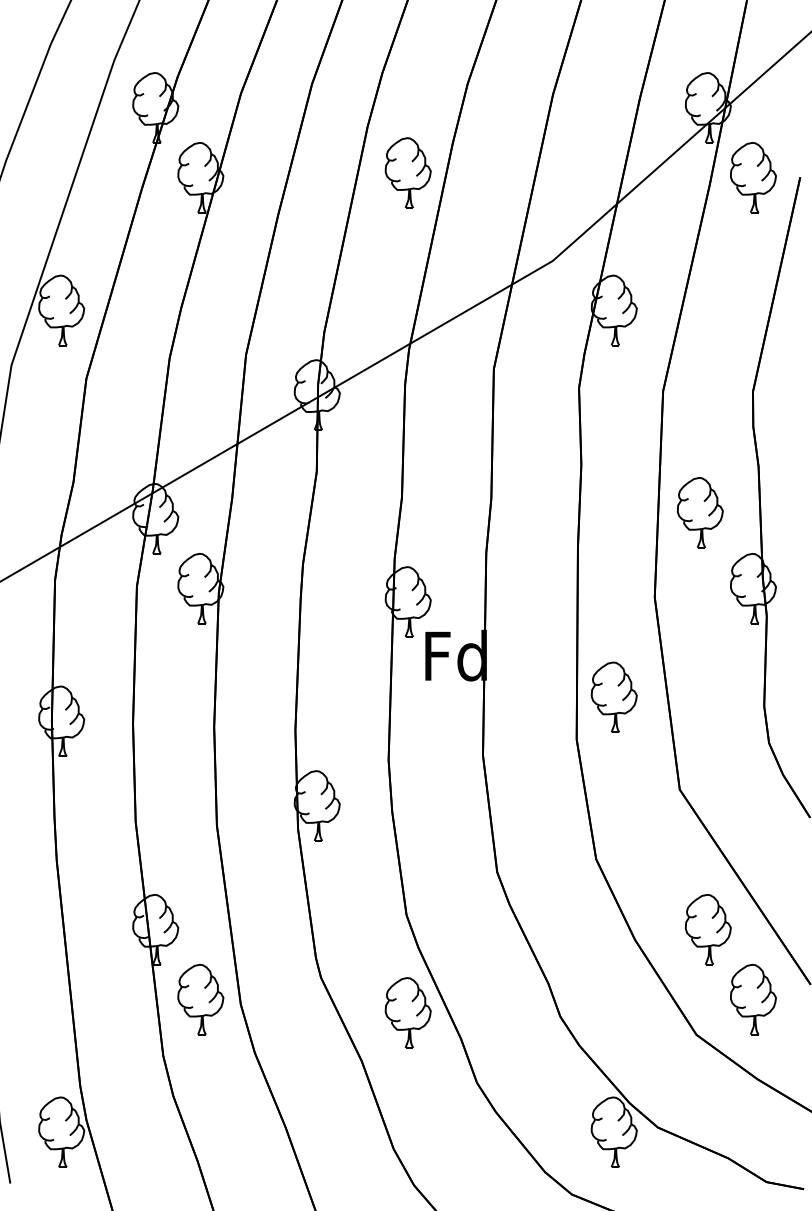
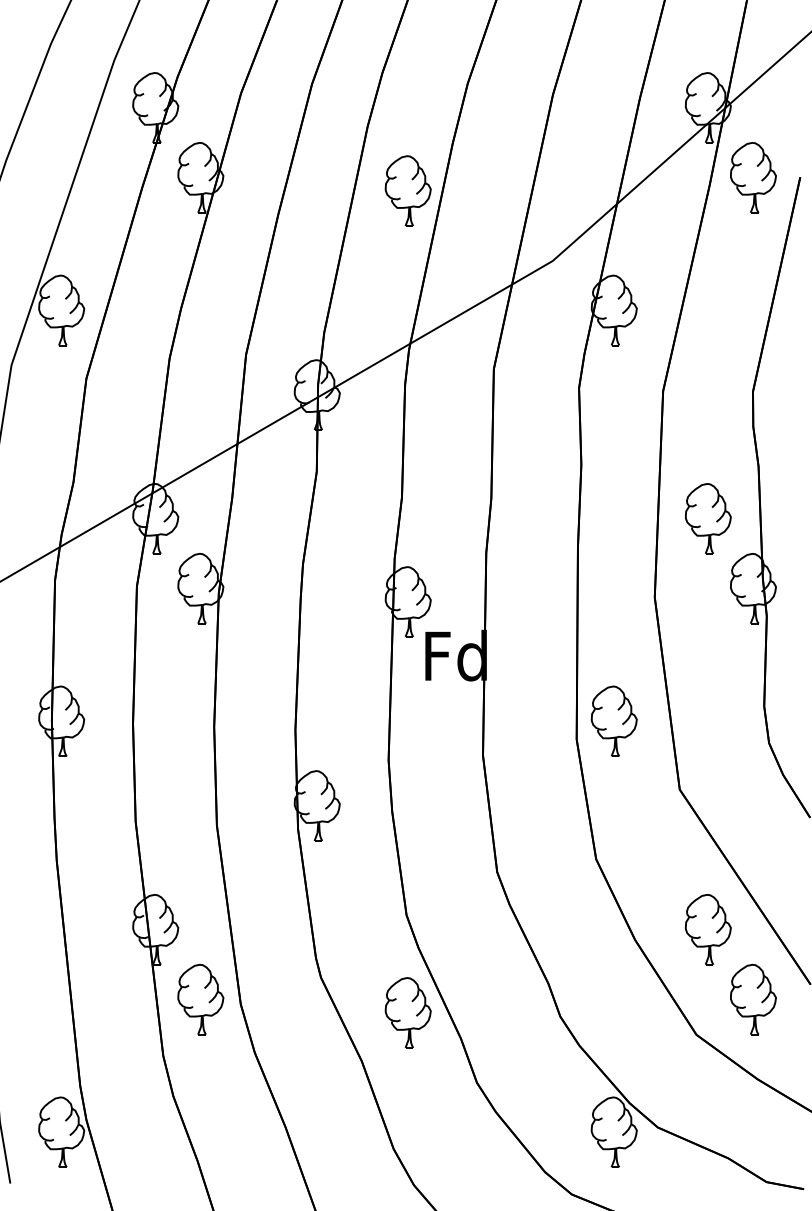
part position: (407, 172) -> (407, 190) (407, 190)
part position: (700, 512) -> (708, 518) (708, 518)
part position: (613, 696) -> (613, 720) (613, 720)
